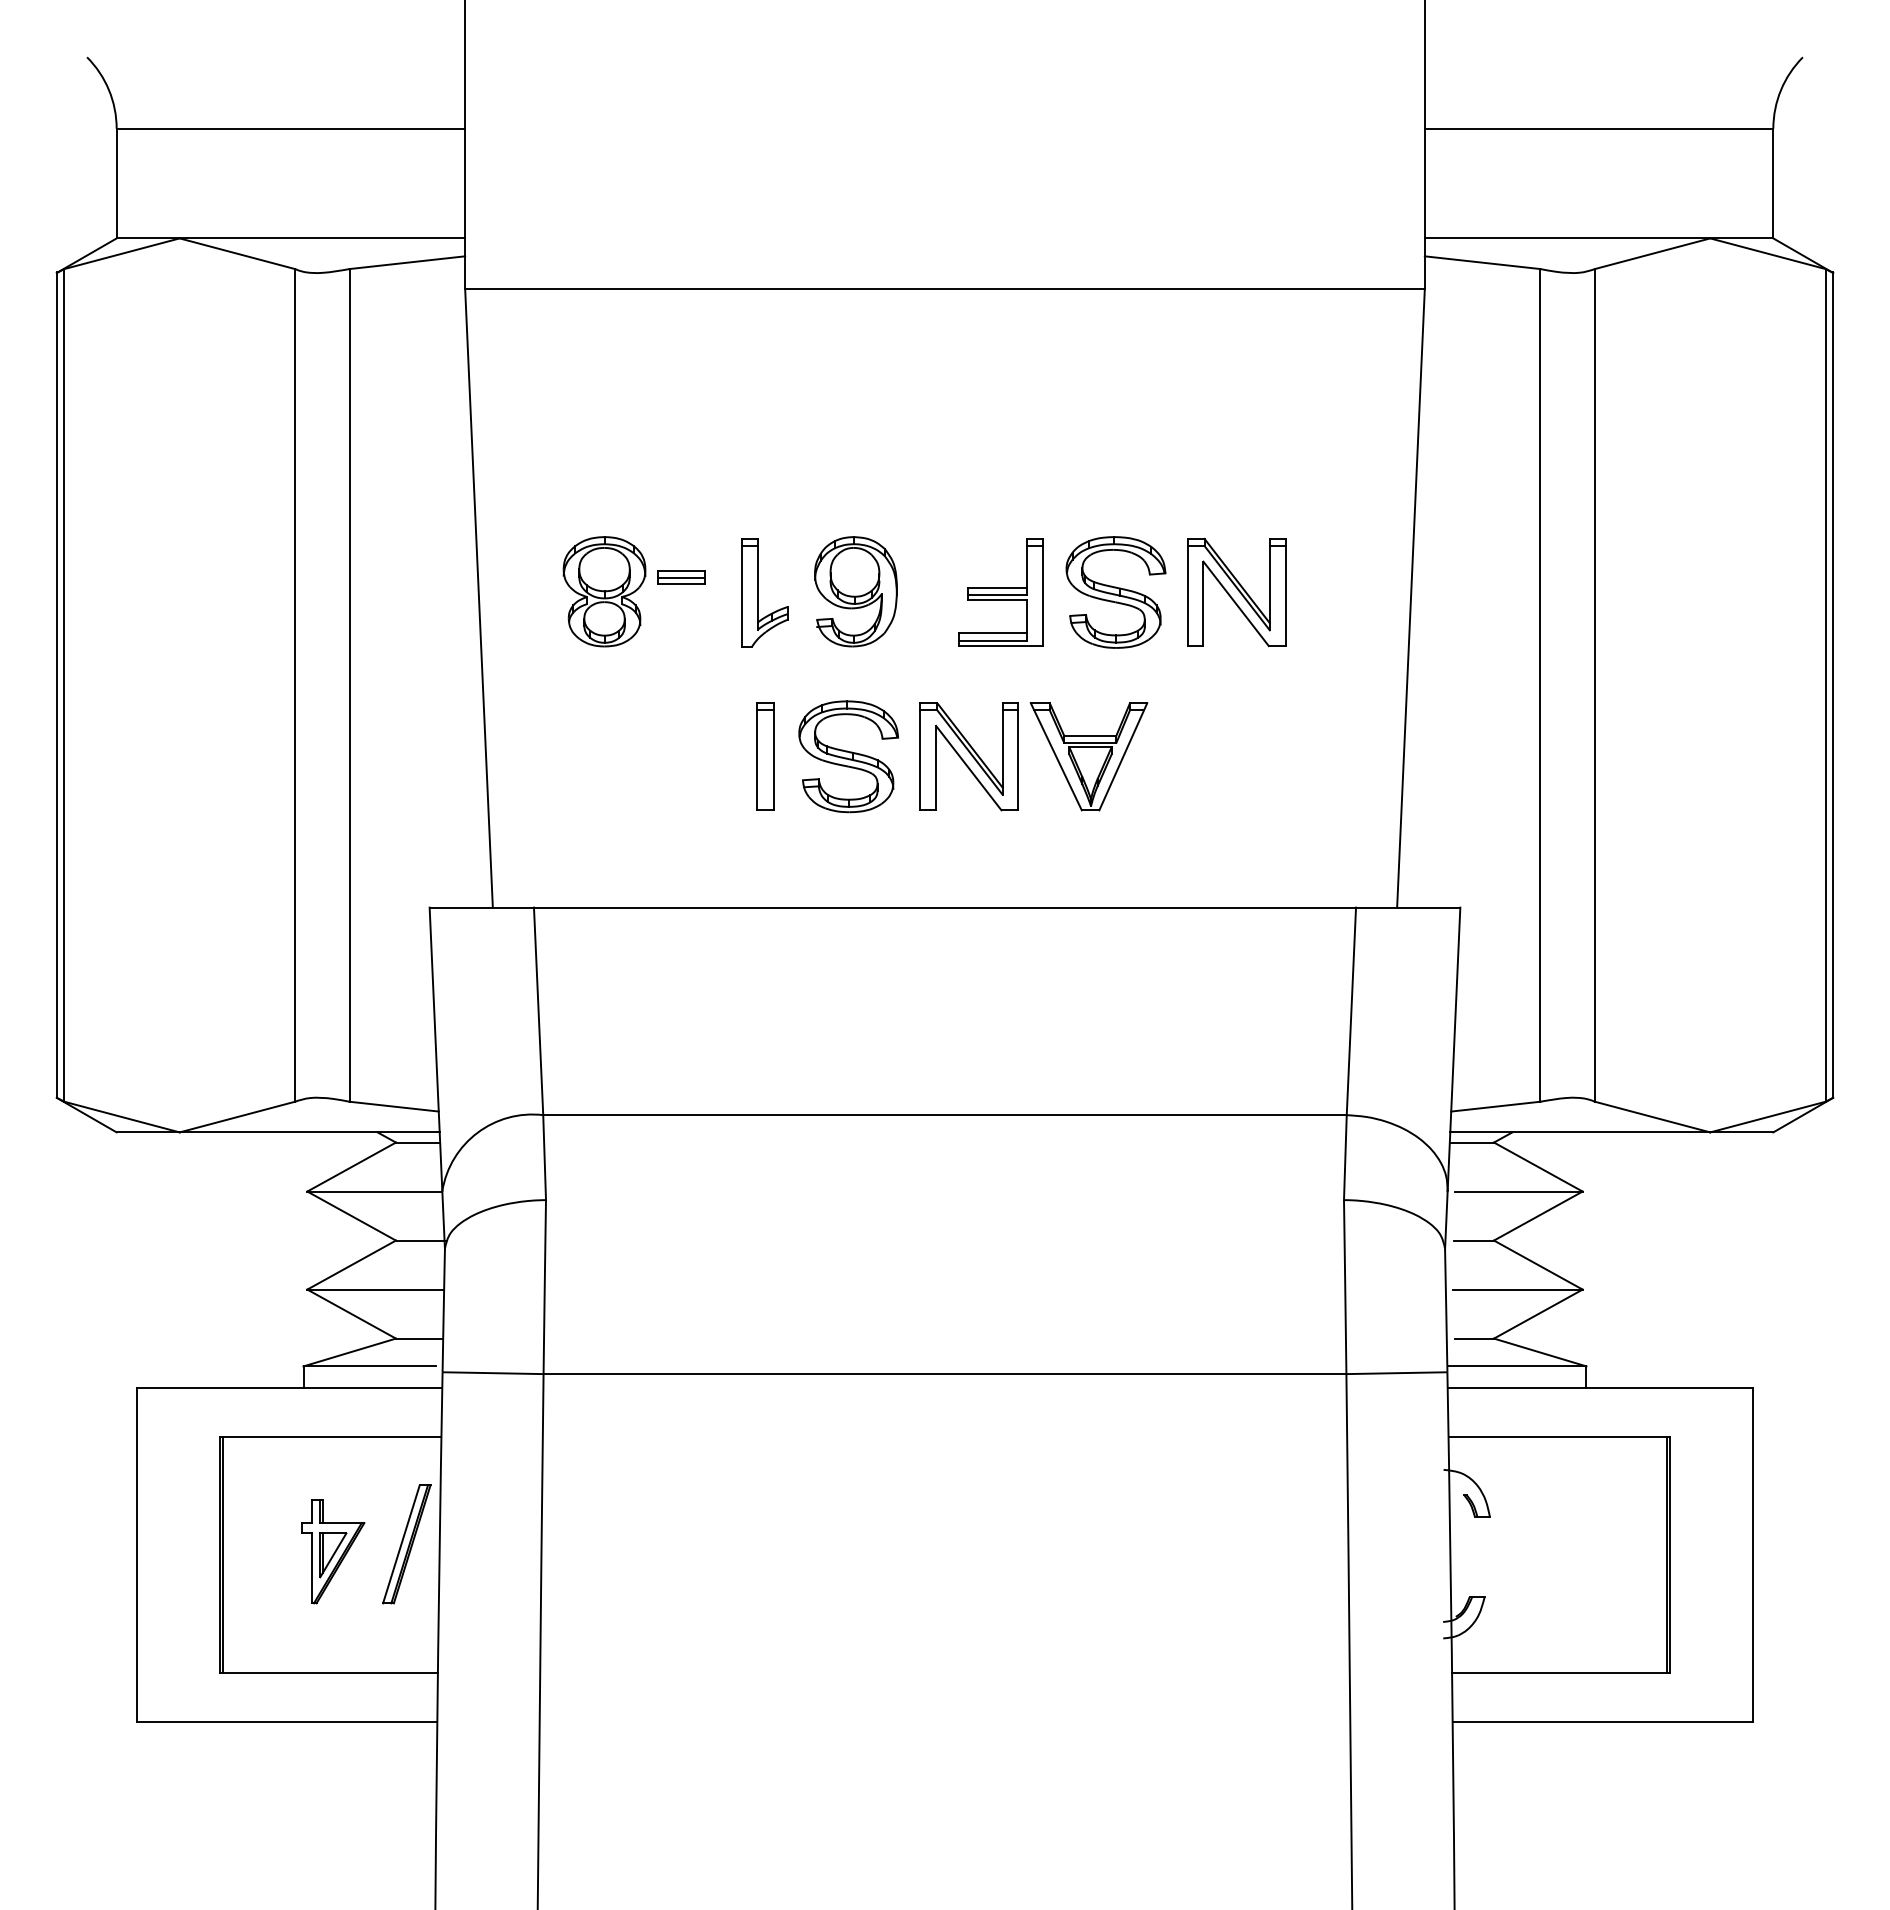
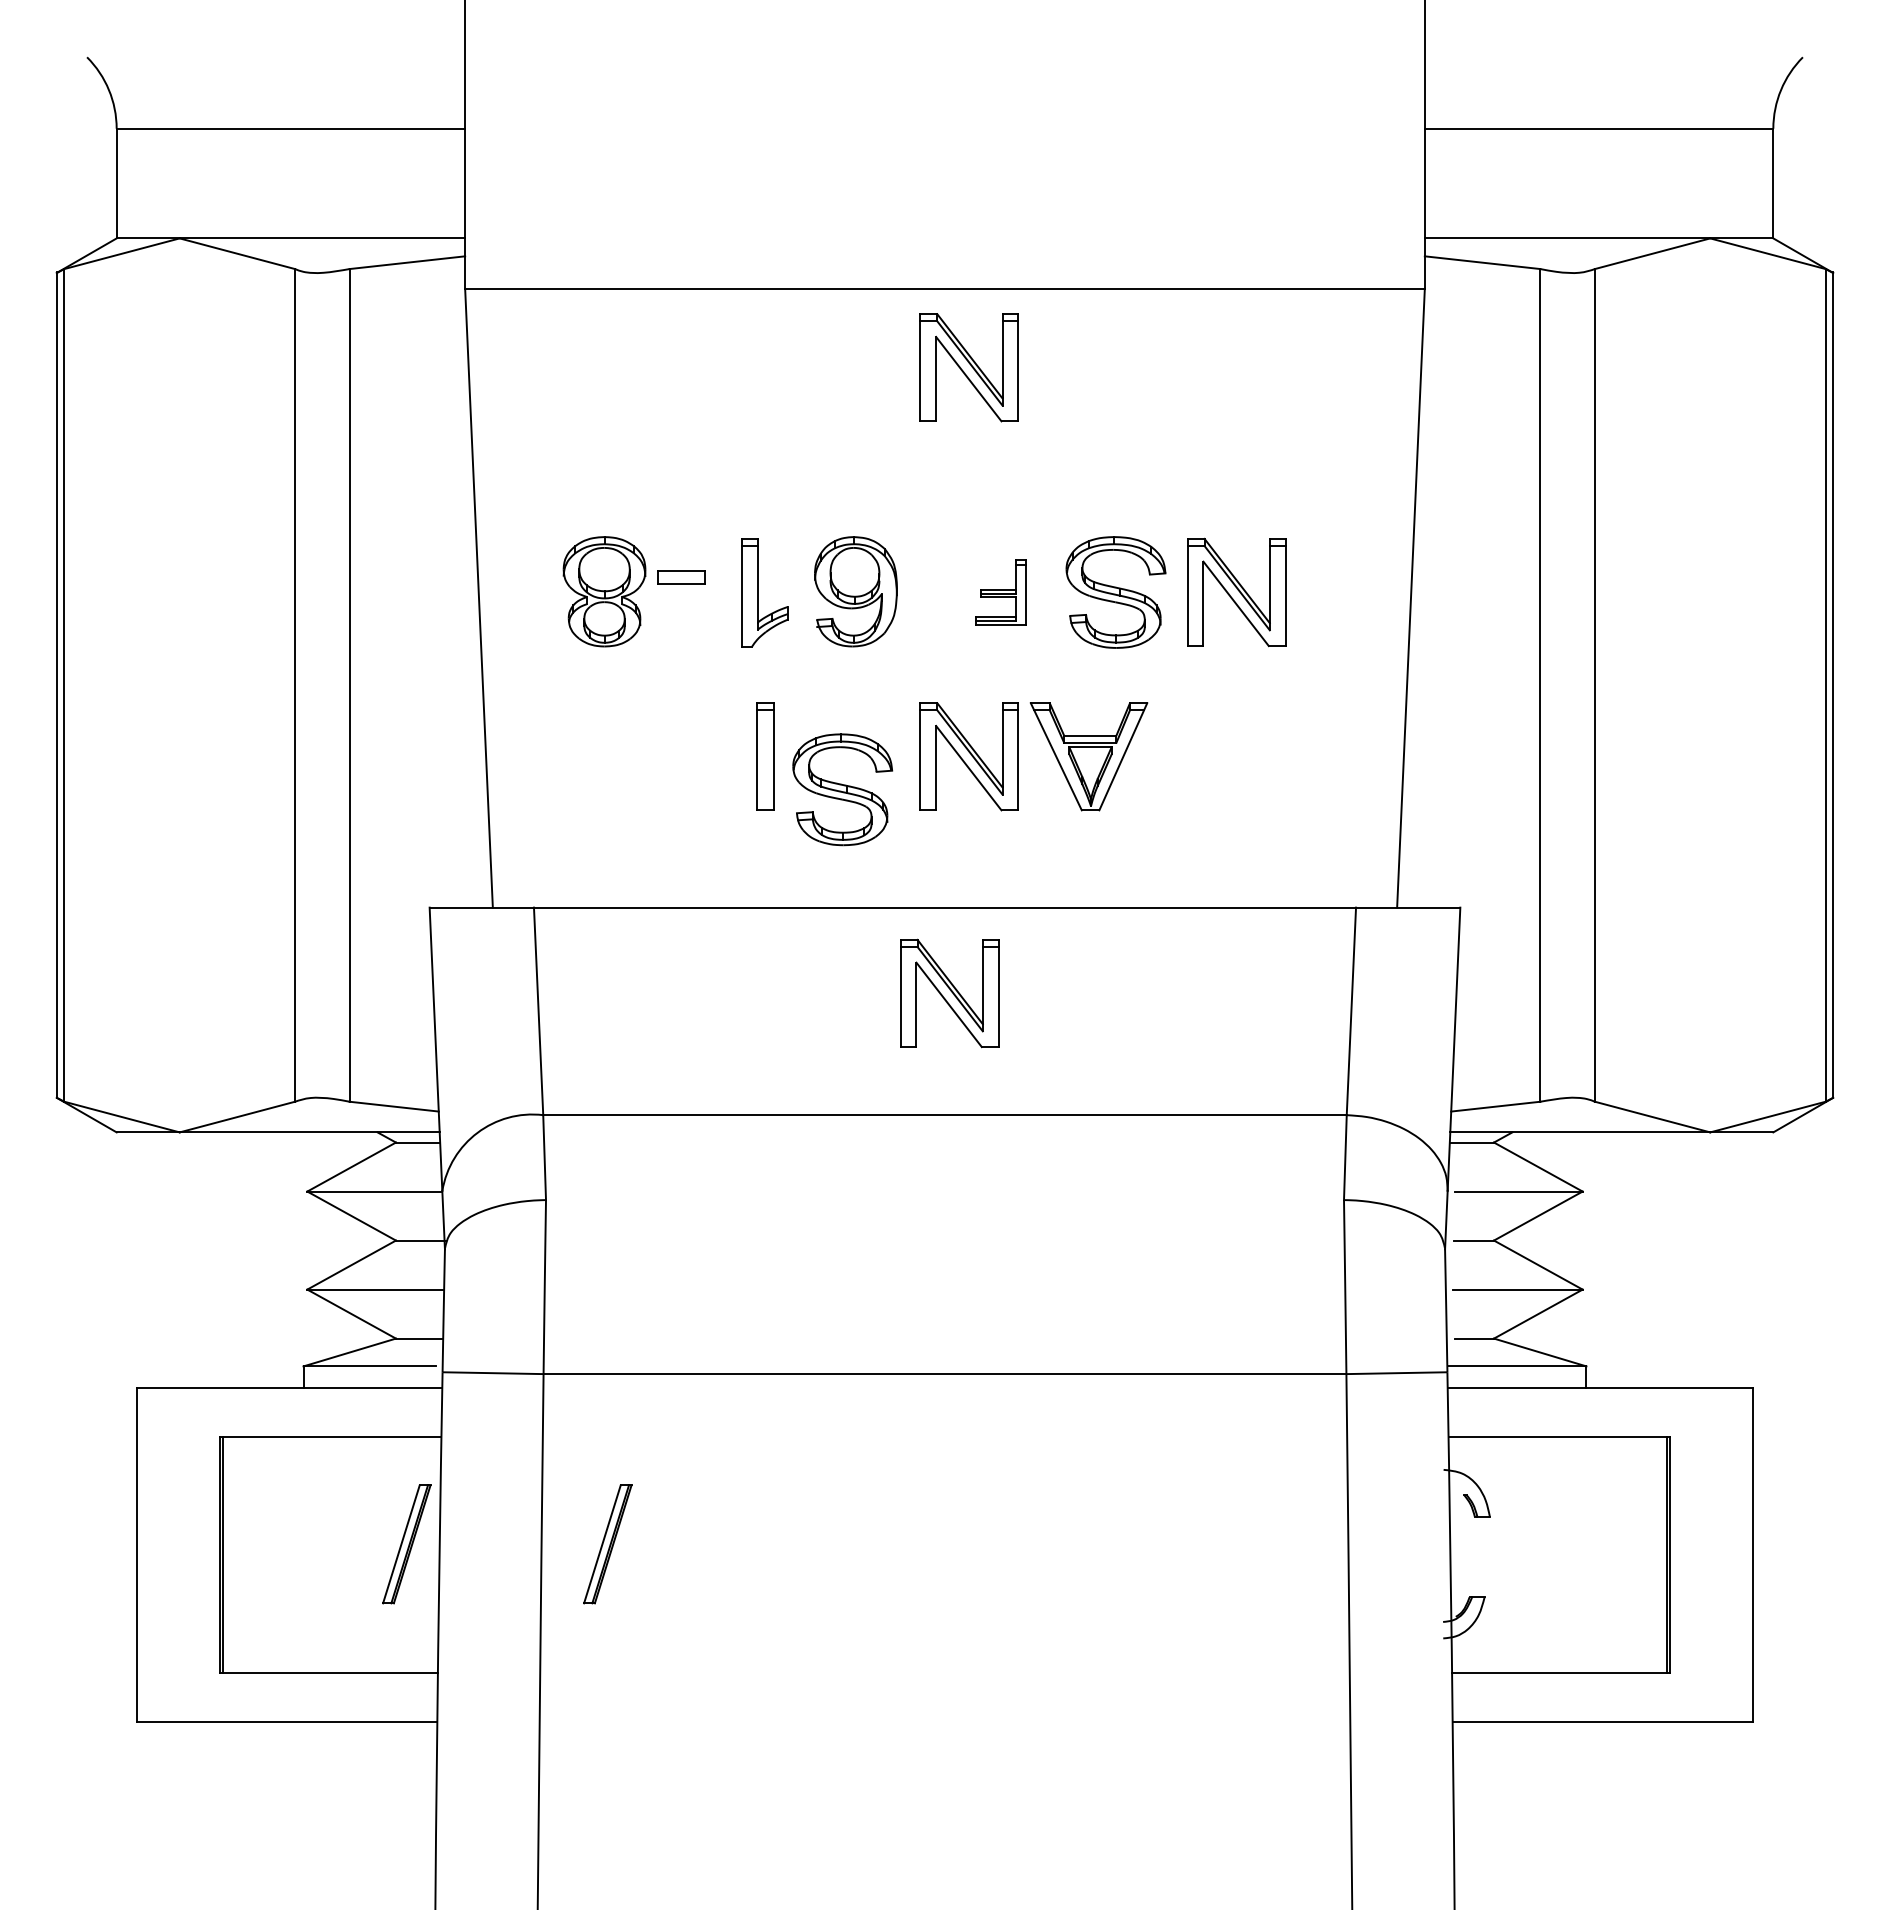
part: none -> present (968, 367)
line: present -> none (680, 578)
part size: 86x109 px -> 52x67 px (1000, 592)
part position: (848, 756) -> (842, 789) (842, 789)
part: none -> present (949, 993)
part: none -> present (607, 1544)
part: present -> none (333, 1551)
